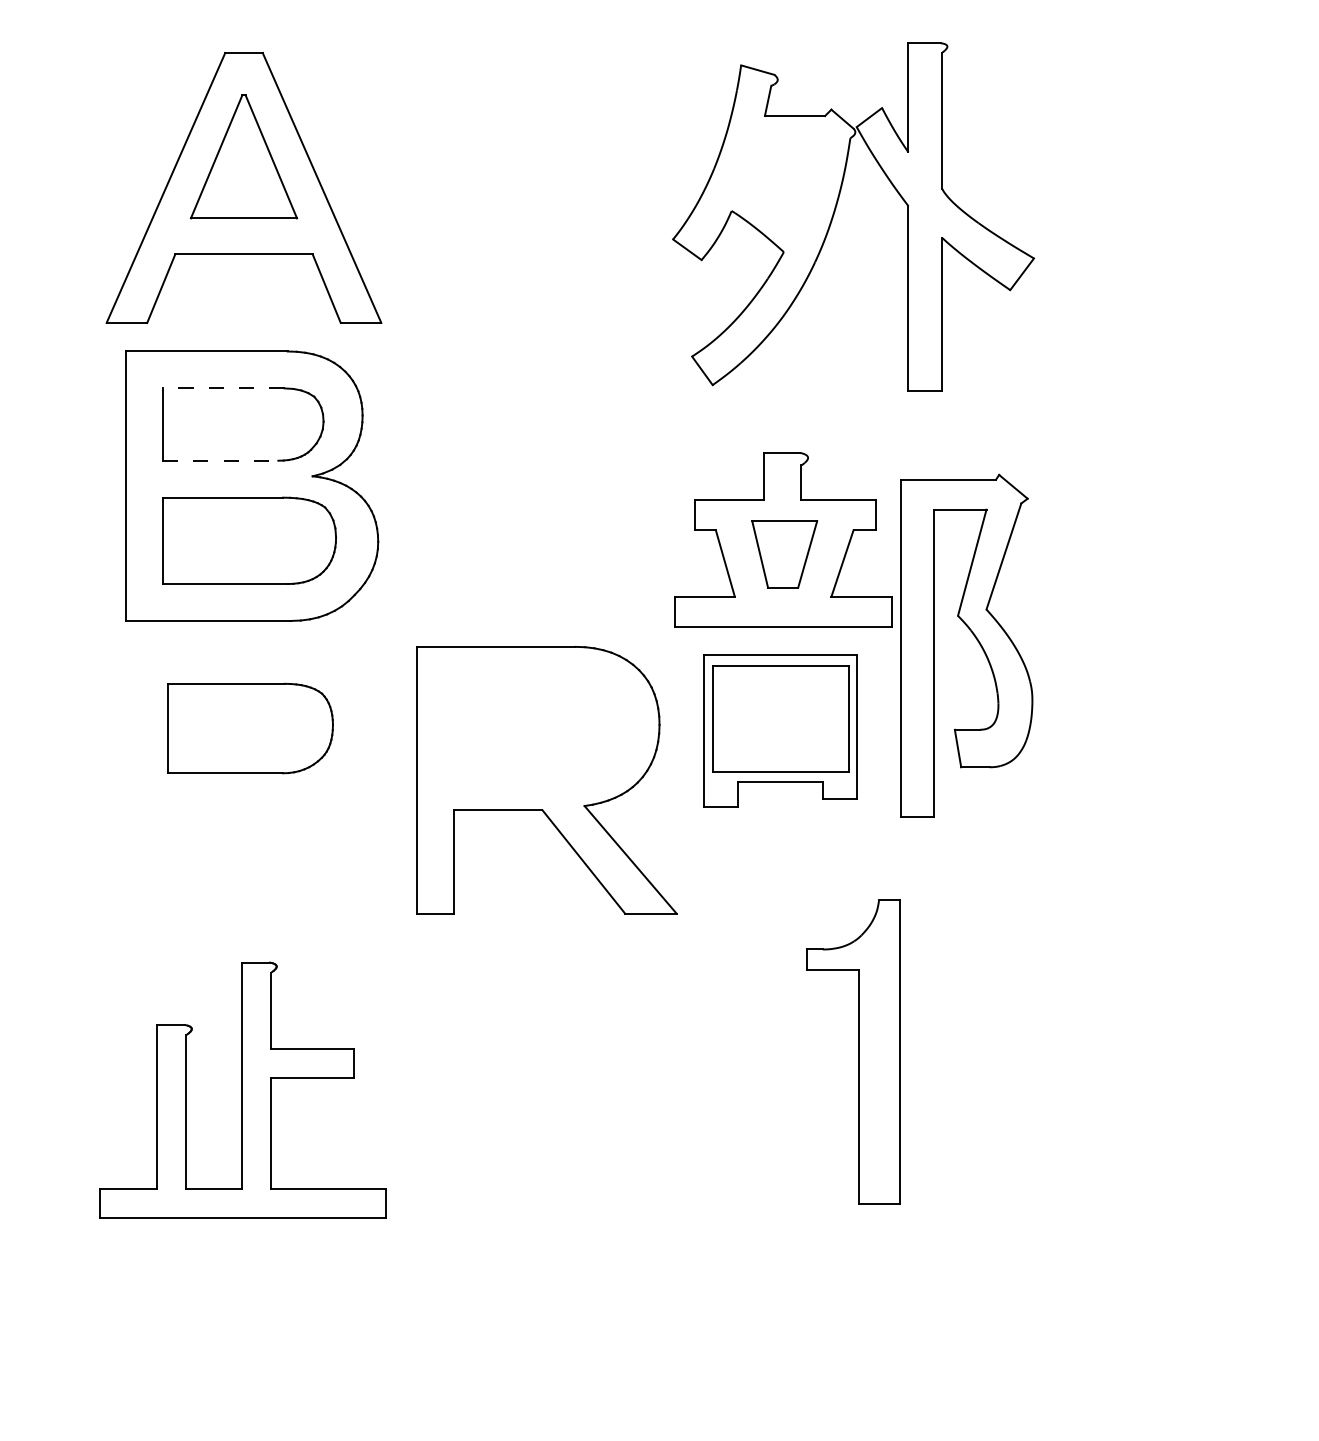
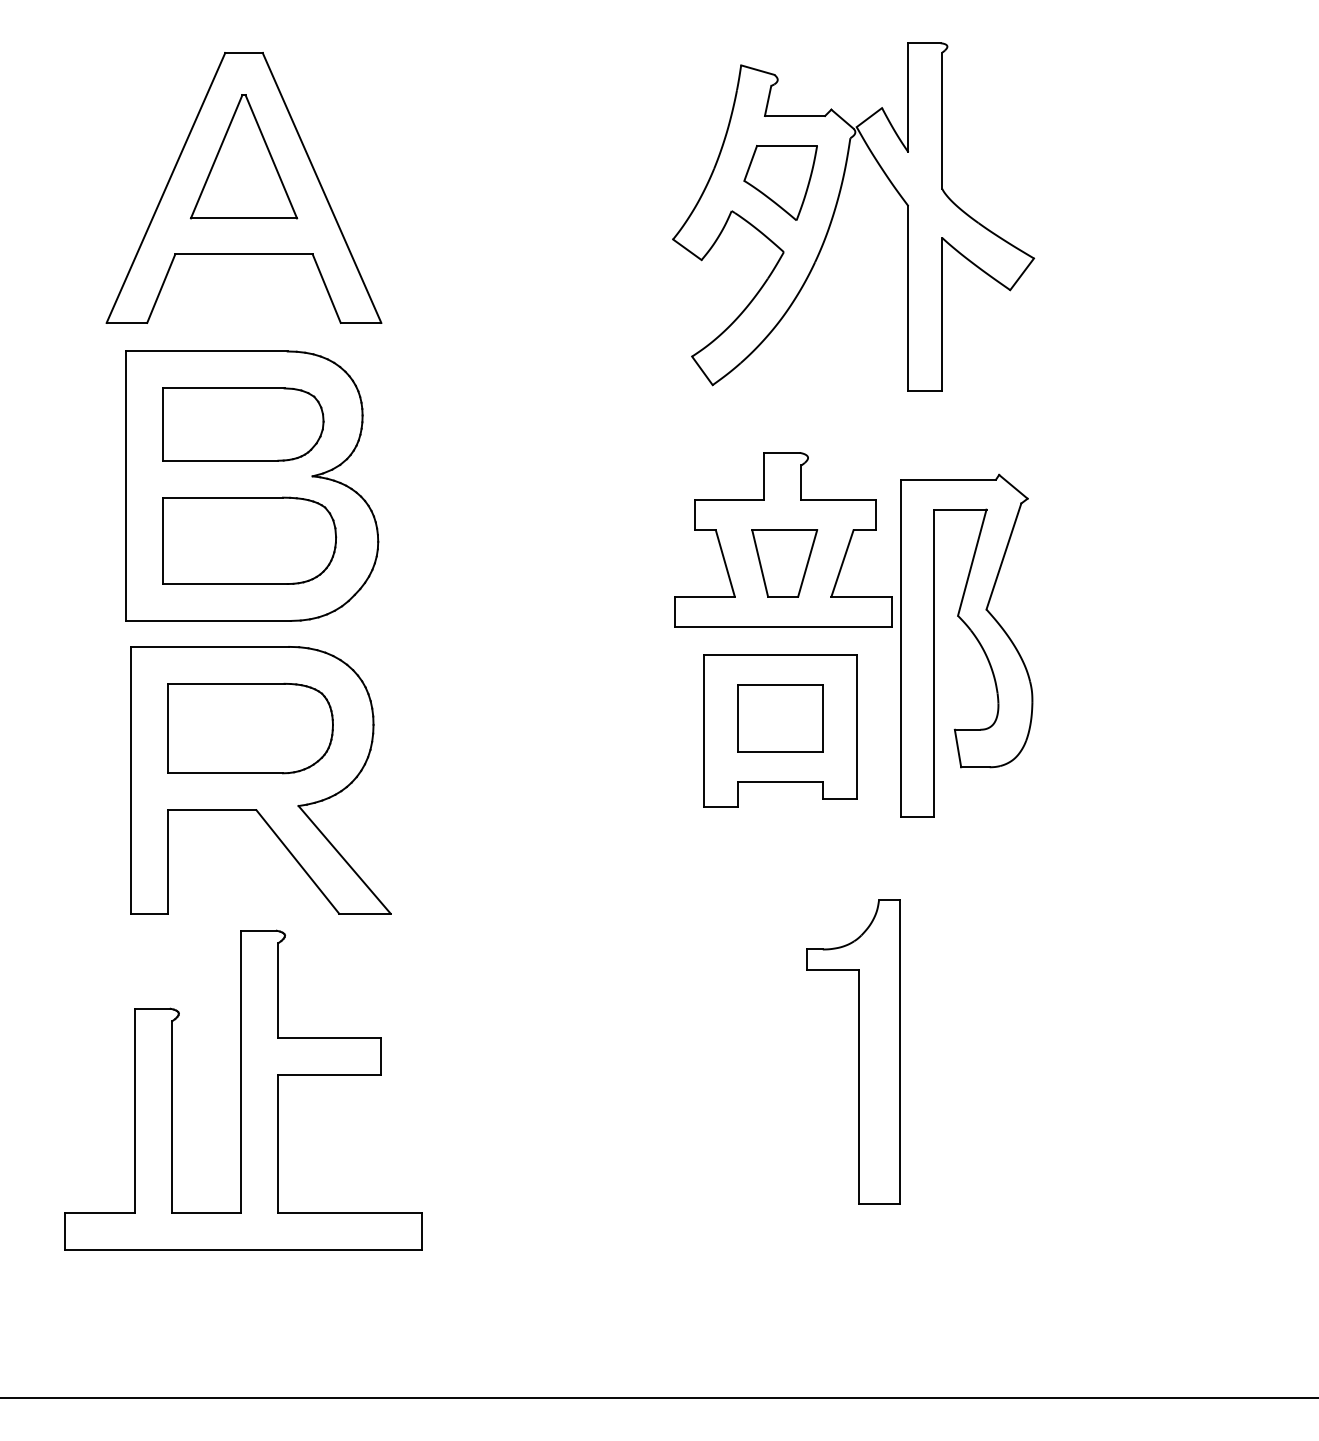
part: none -> present (780, 182)
line: dashed -> solid (223, 388)
line: dashed -> solid (220, 460)
part position: (784, 554) -> (784, 563) (784, 563)
part size: 138x108 px -> 87x69 px (780, 718)
part position: (546, 780) -> (260, 780) (260, 780)
part size: 288x258 px -> 359x322 px (243, 1089)
line: none -> present (658, 1397)
